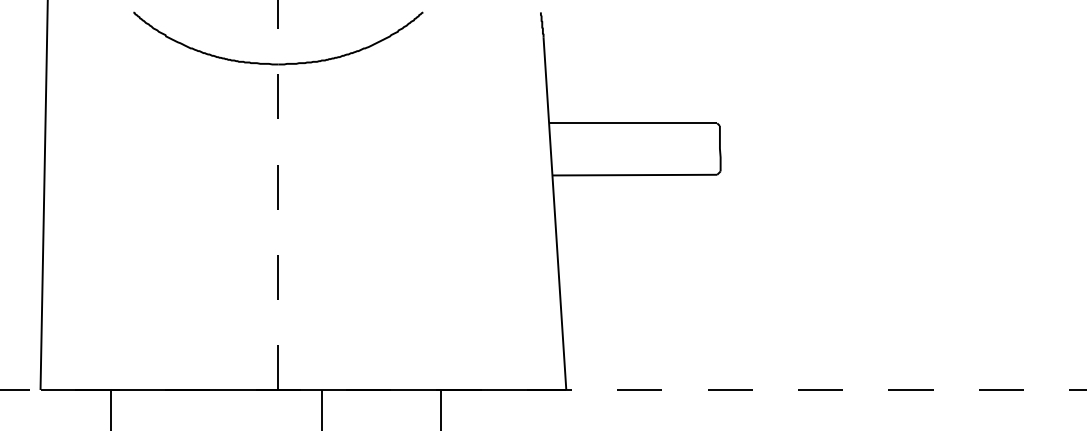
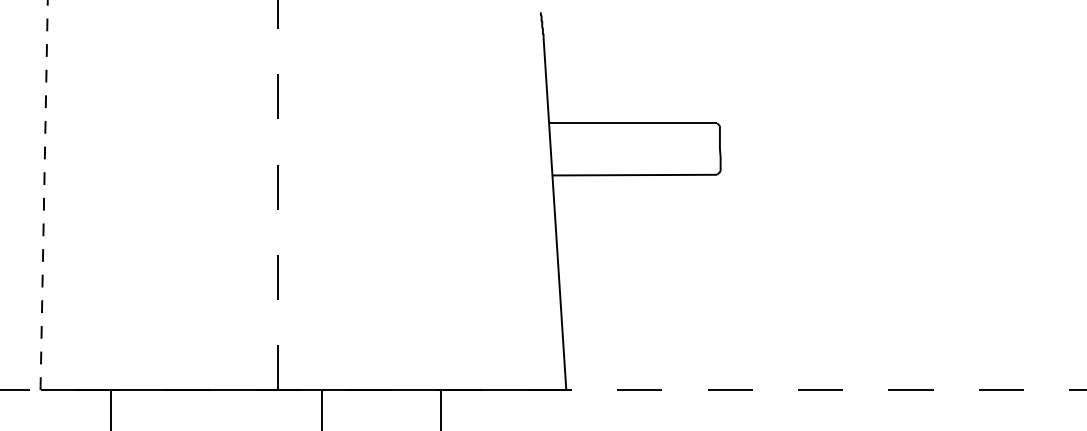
part: present -> none (278, 63)
line: solid -> dashed (44, 194)
